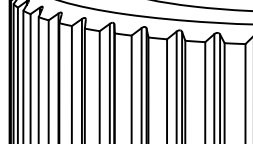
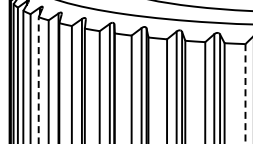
line: solid -> dashed (38, 80)
line: solid -> dashed (245, 94)
